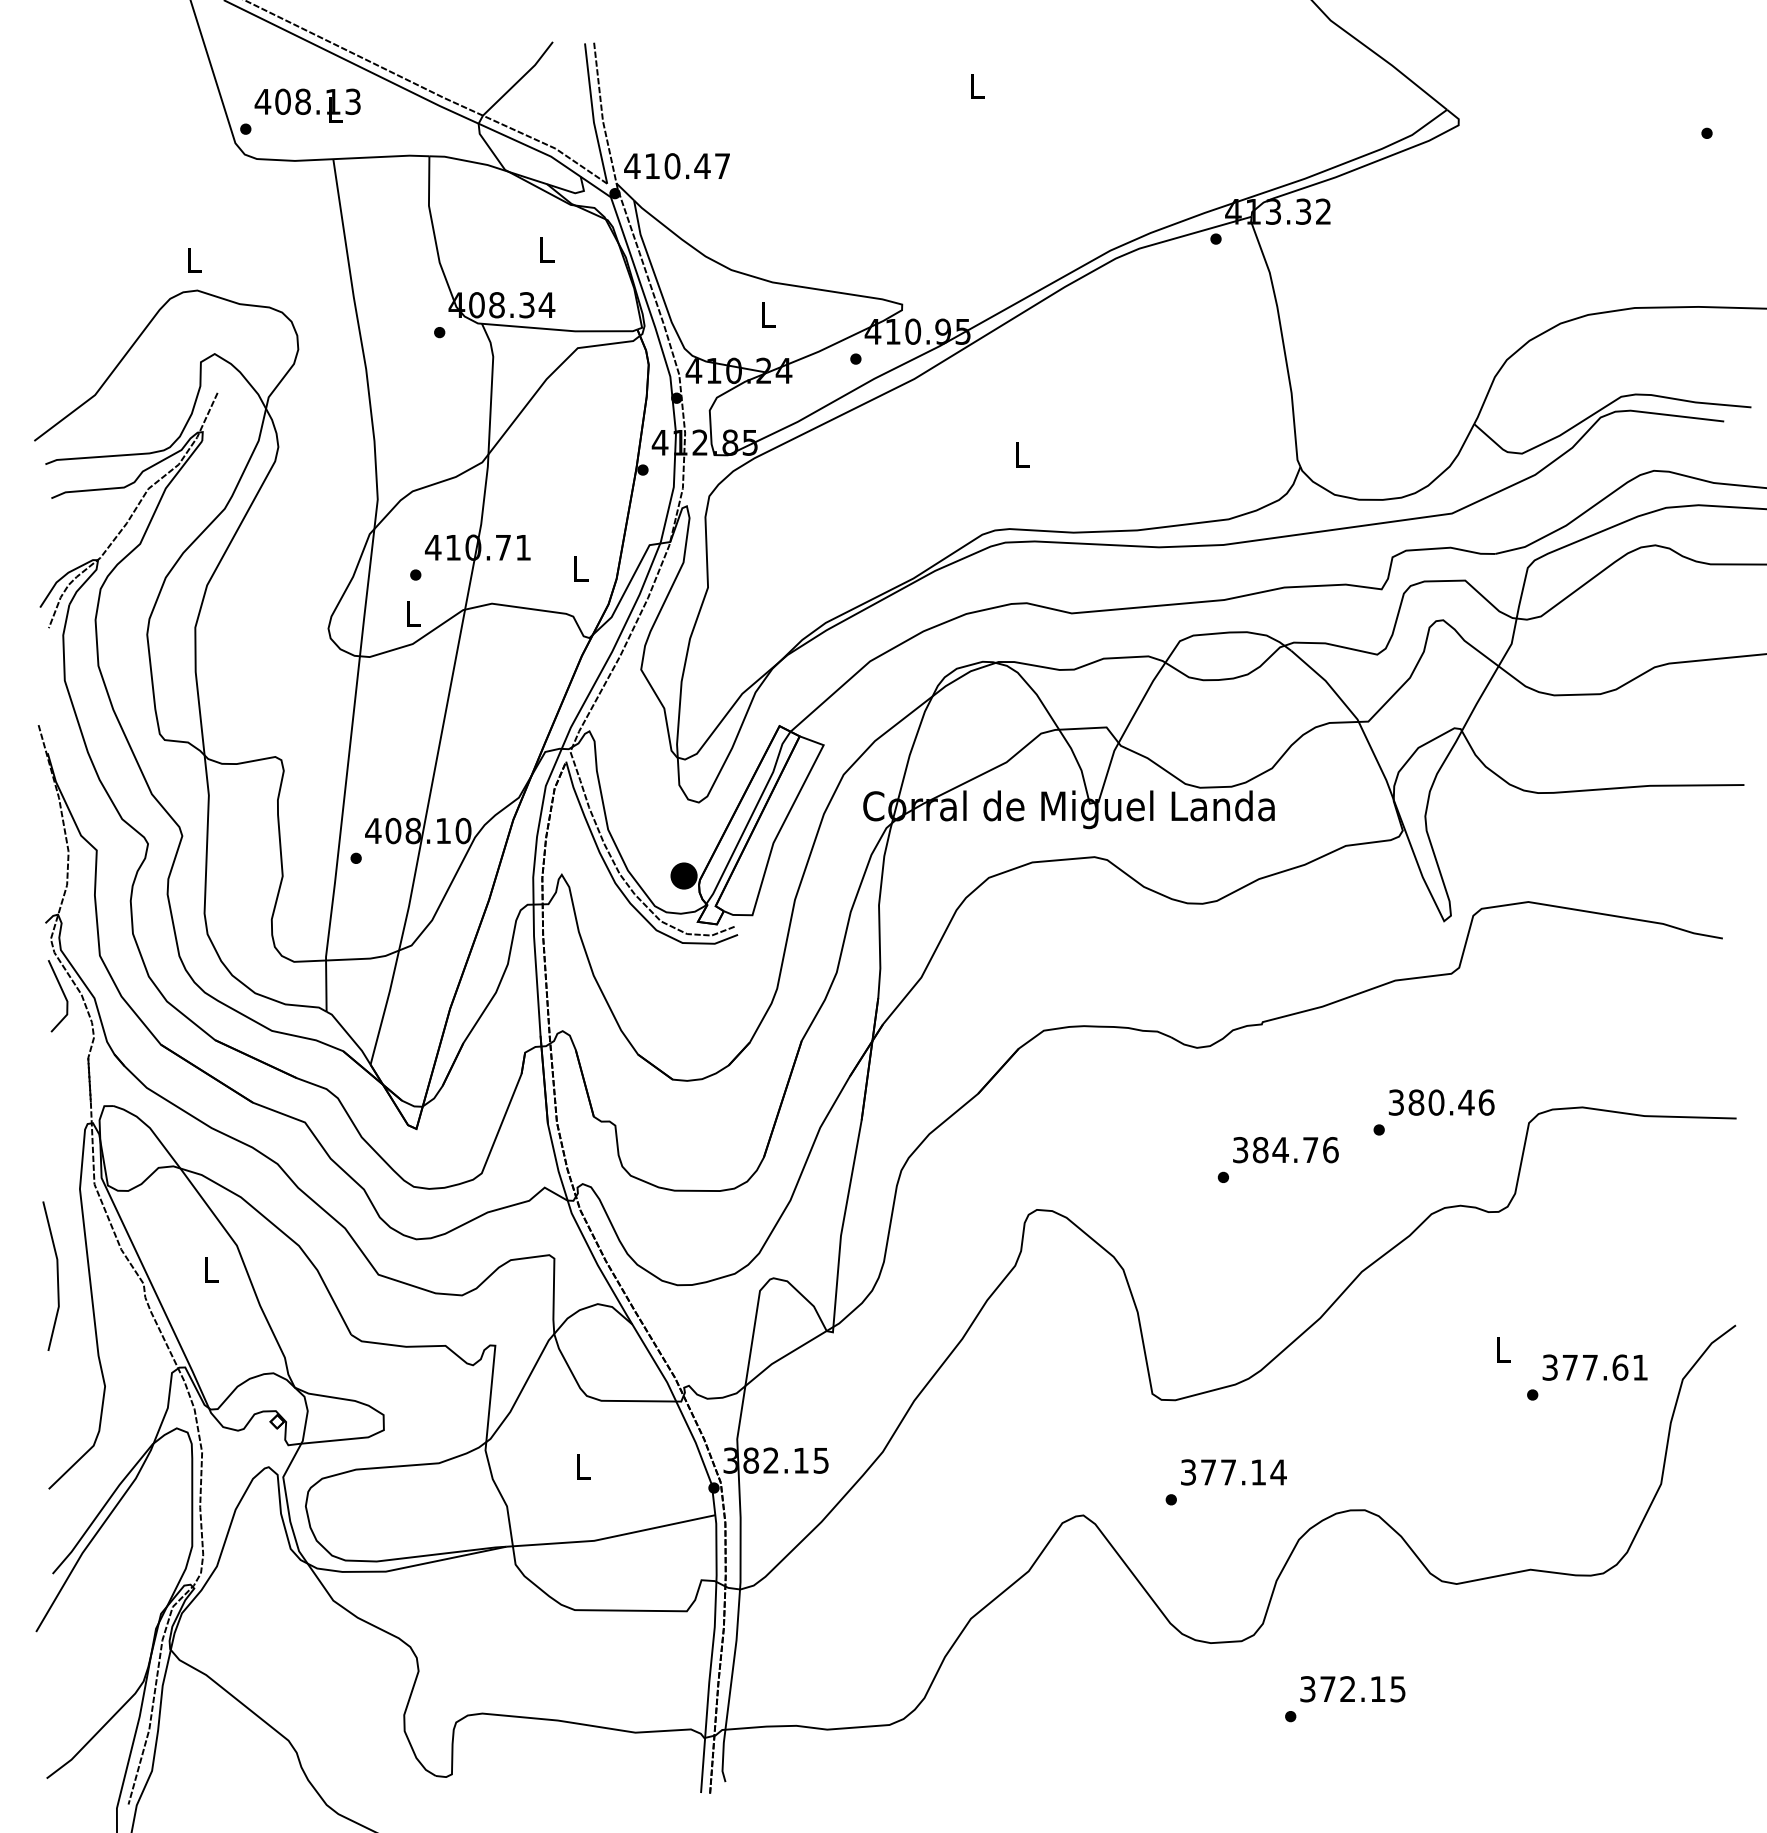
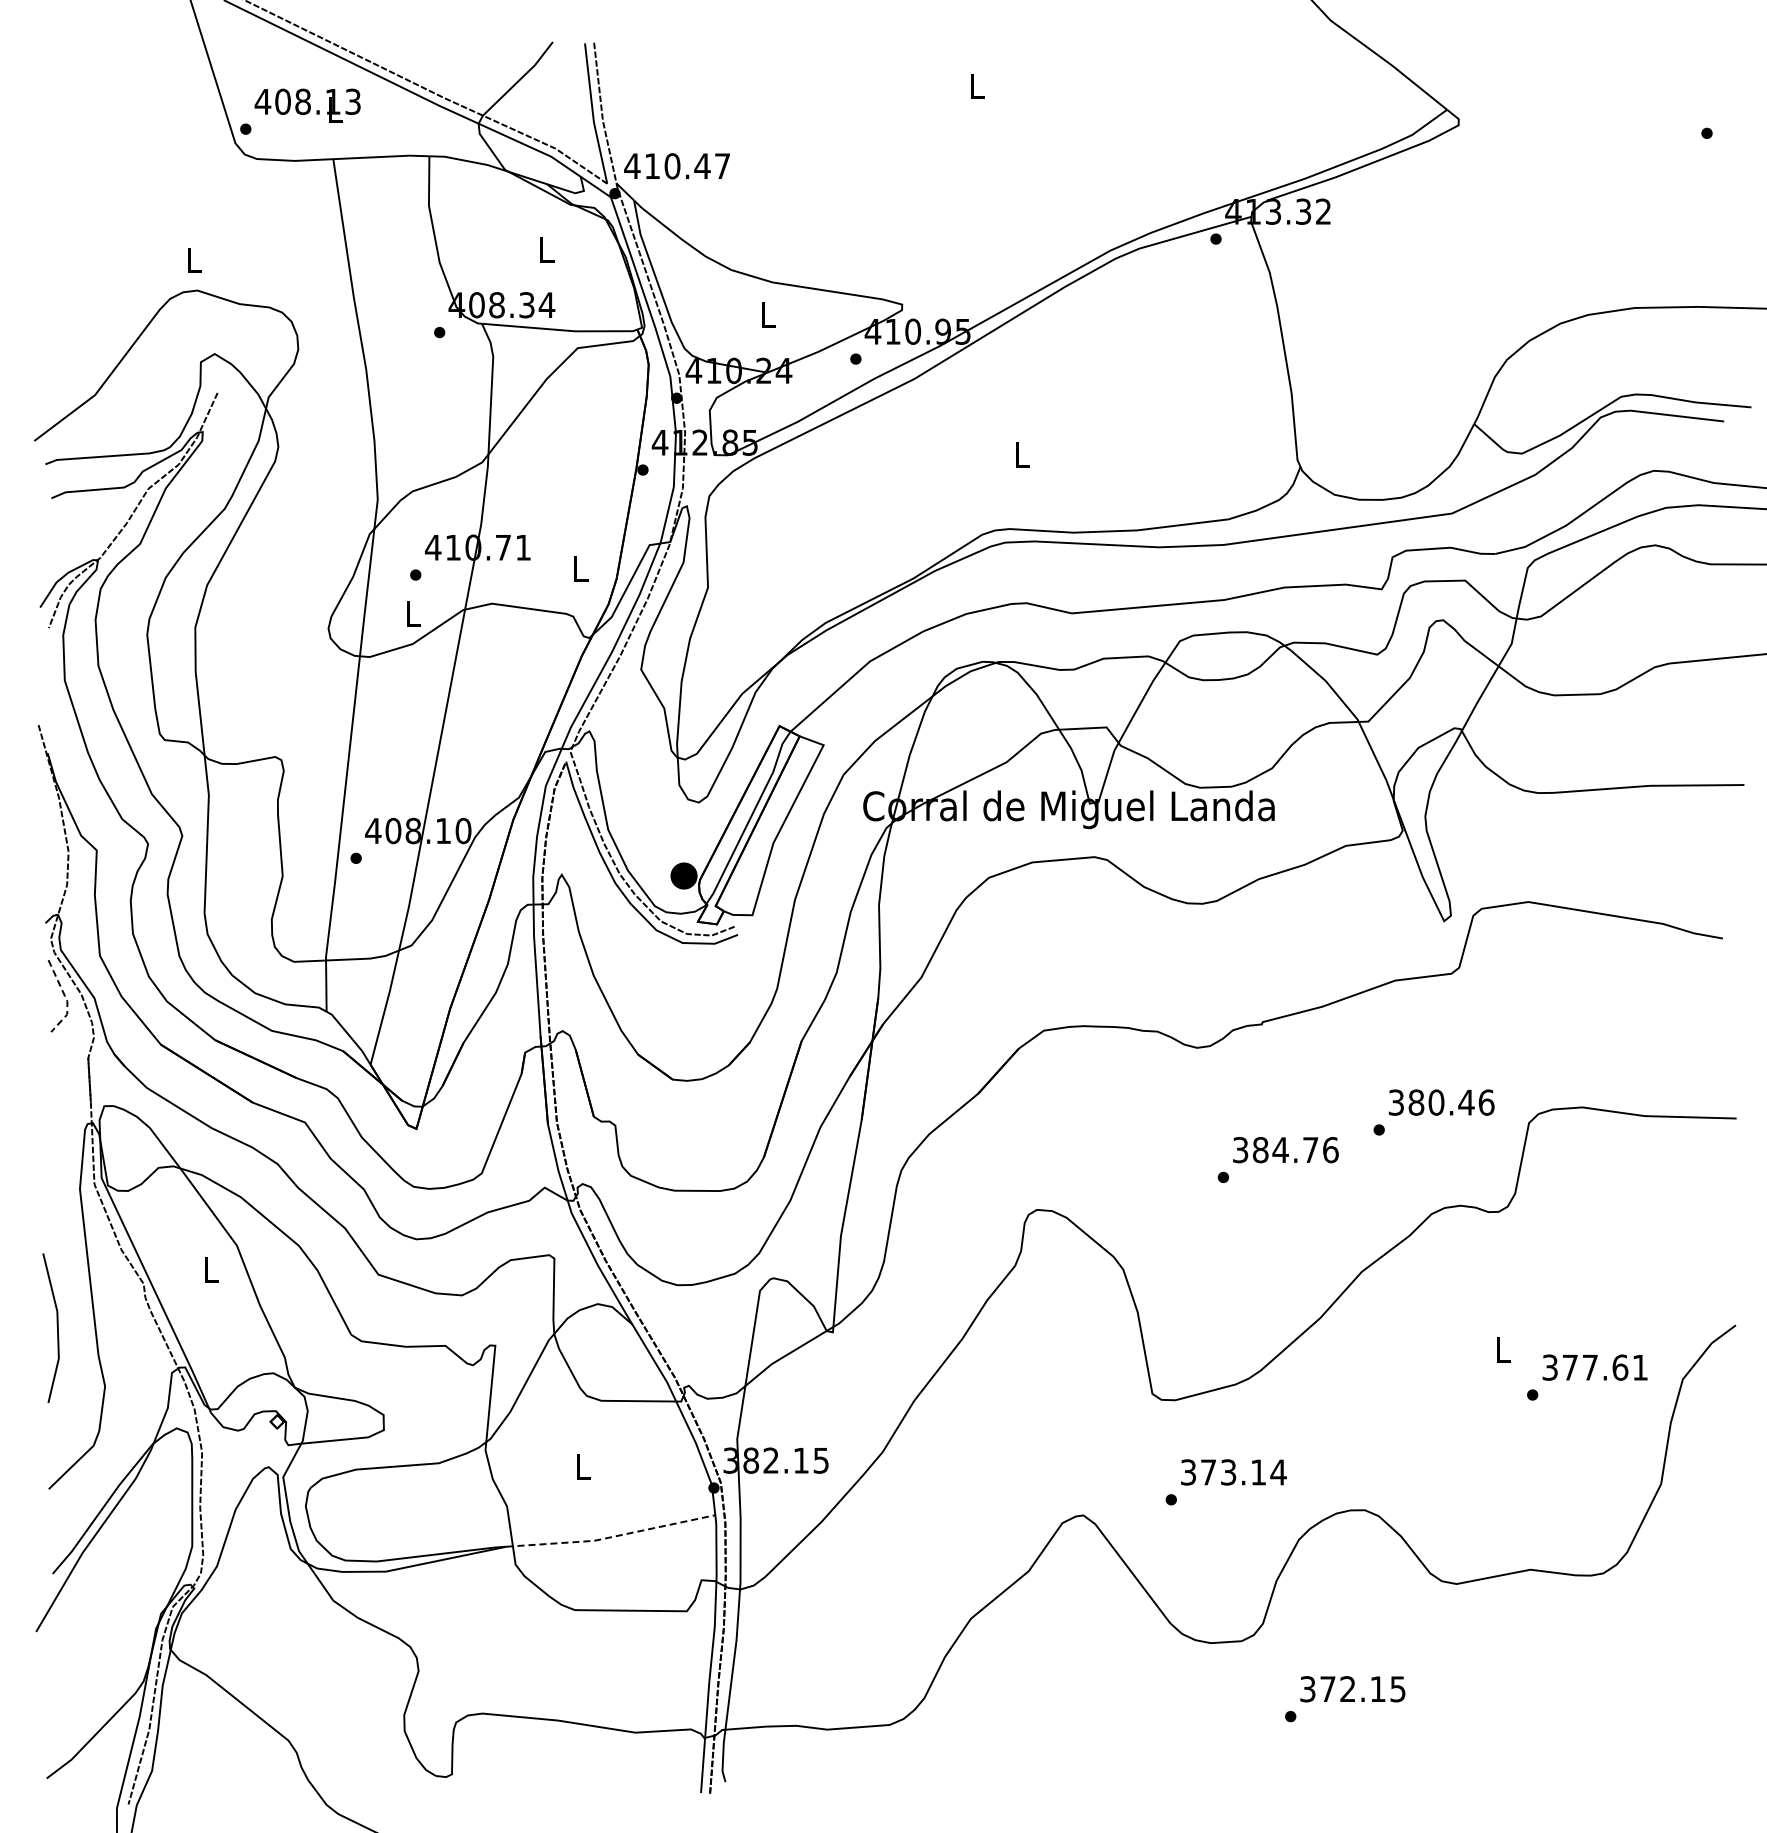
line: solid -> dashed (66, 998)
line position: (56, 1273) -> (56, 1325) (56, 1325)
text: 377.14 -> 373.14 (1228, 1472)
line: solid -> dashed (611, 1537)
